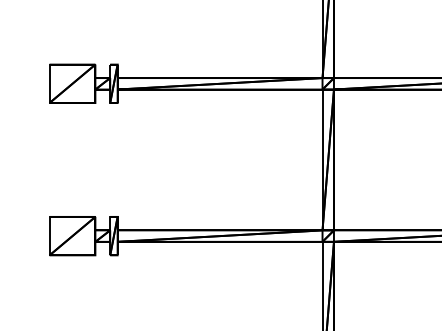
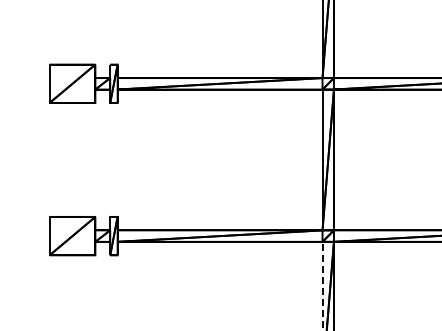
line: solid -> dashed (322, 285)
